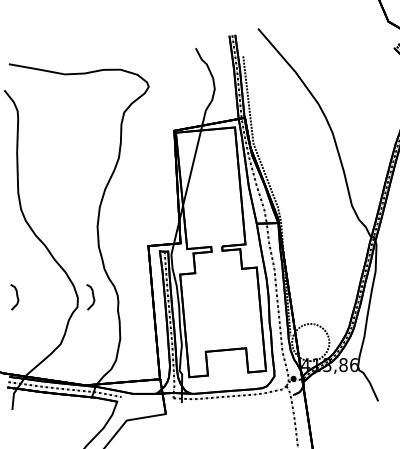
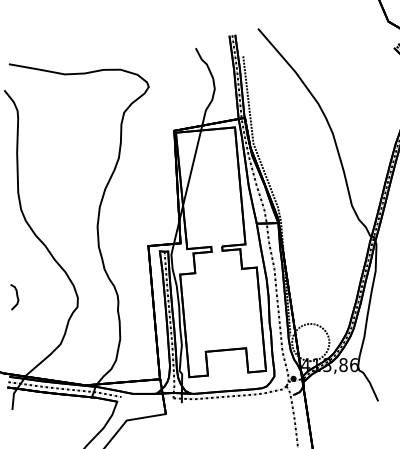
curve: present -> none (92, 297)
